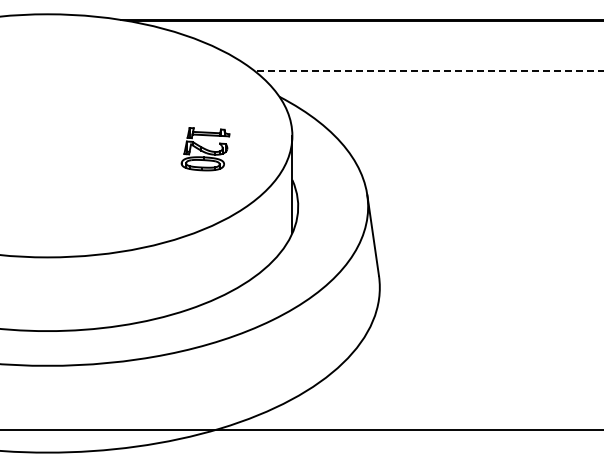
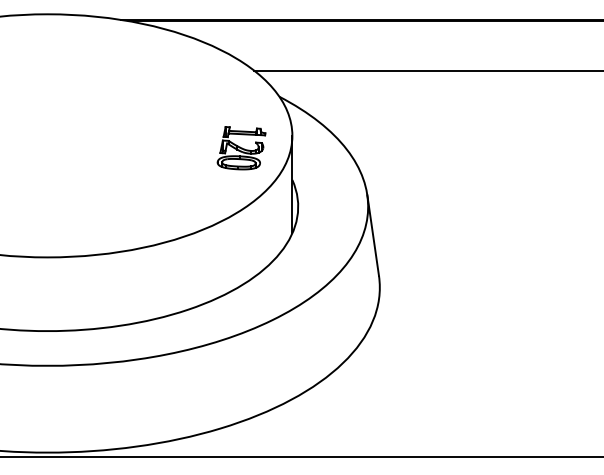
line: dashed -> solid (429, 70)
part position: (205, 149) -> (241, 148) (241, 148)
line position: (301, 430) -> (301, 457) (301, 457)
